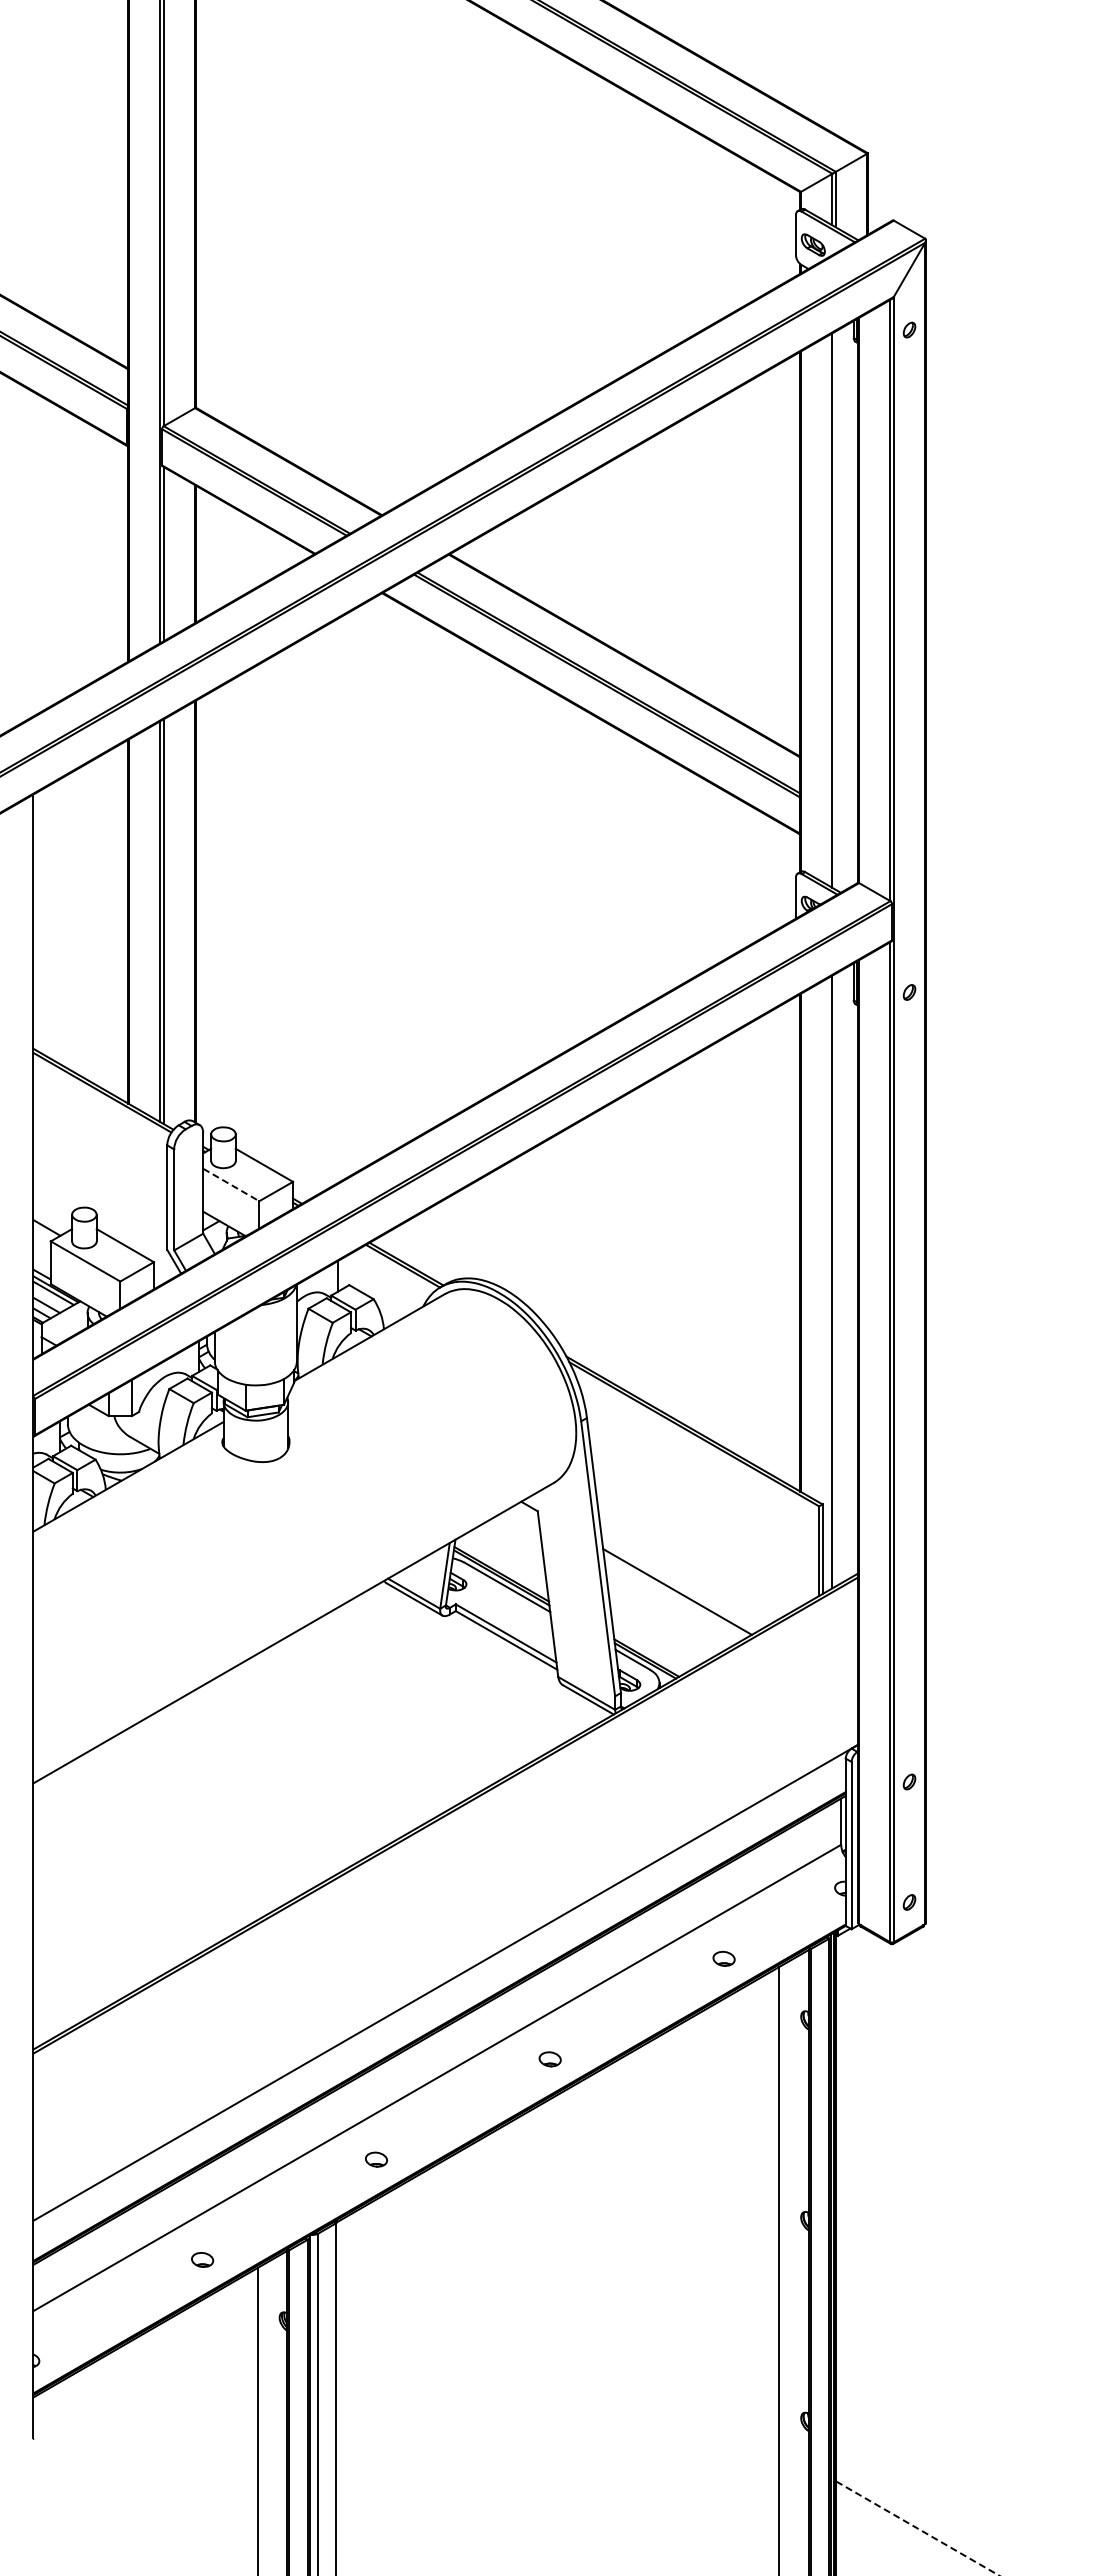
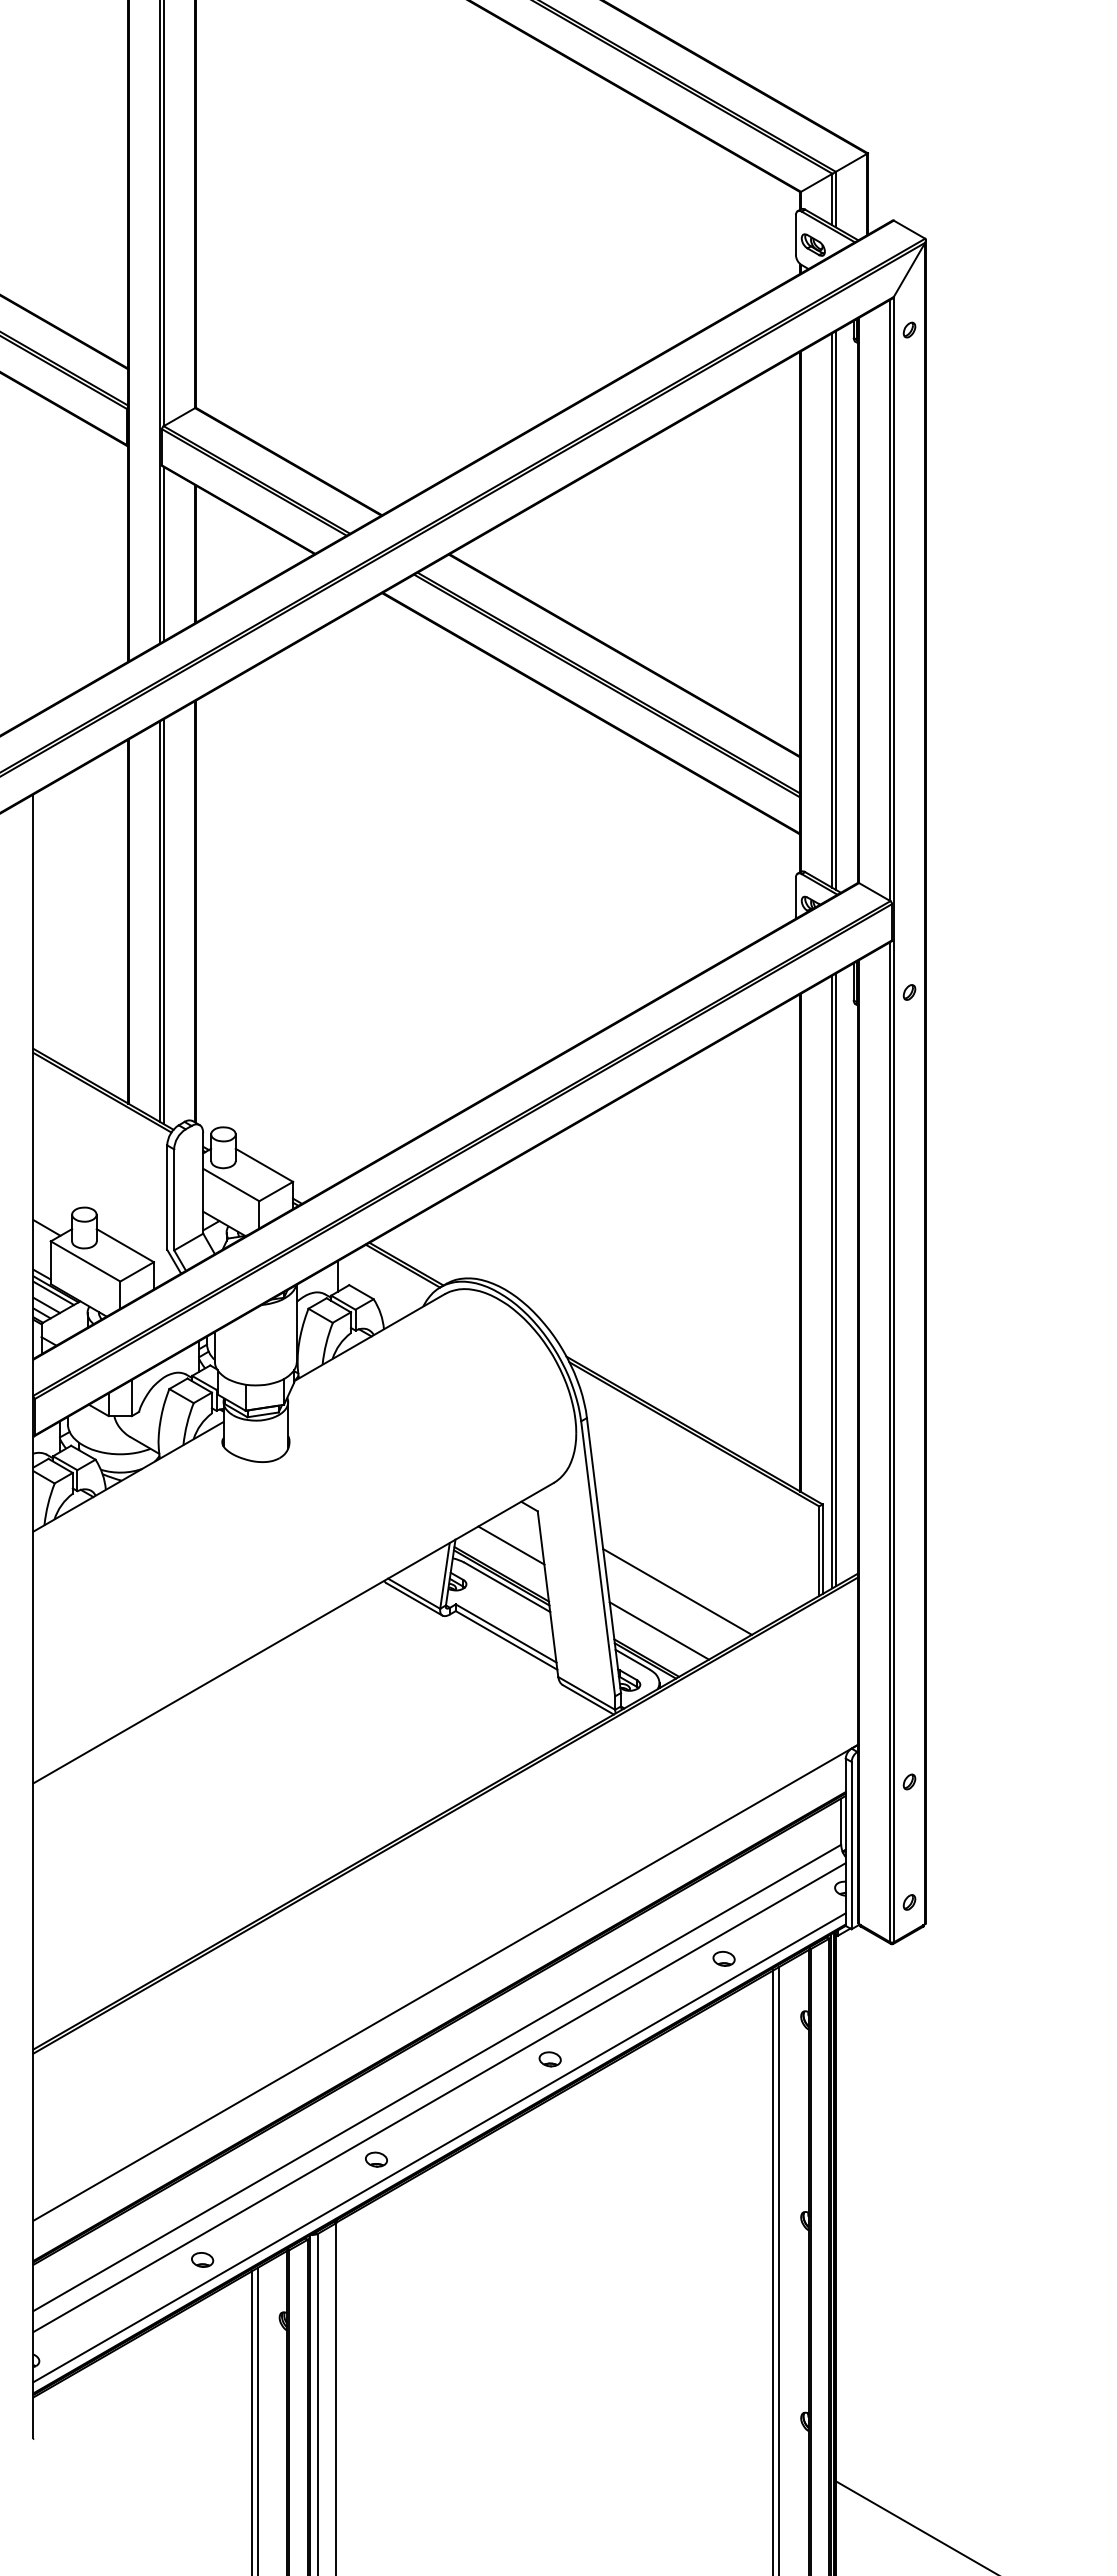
line: none -> present (835, 610)
line: dashed -> solid (231, 1185)
line: none -> present (835, 1279)
line: none -> present (511, 1545)
line: none -> present (659, 1630)
line: none -> present (439, 2097)
line: none -> present (439, 2147)
line: none -> present (773, 2271)
line: none -> present (251, 2421)
line: dashed -> solid (918, 2528)
